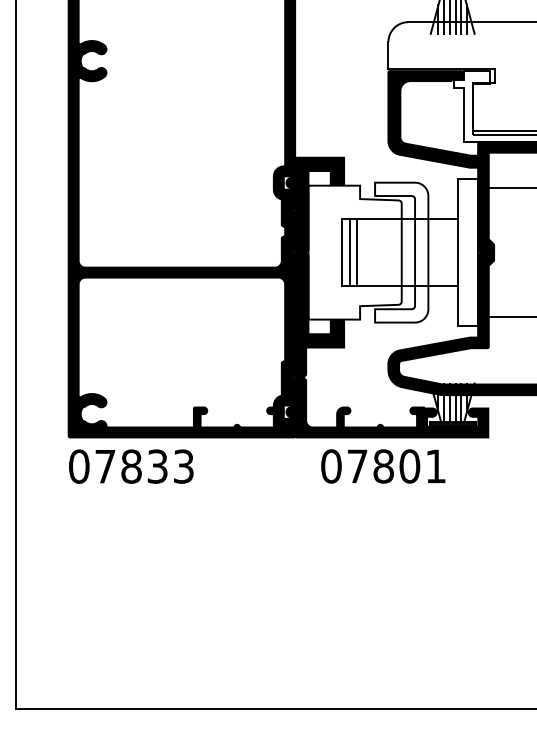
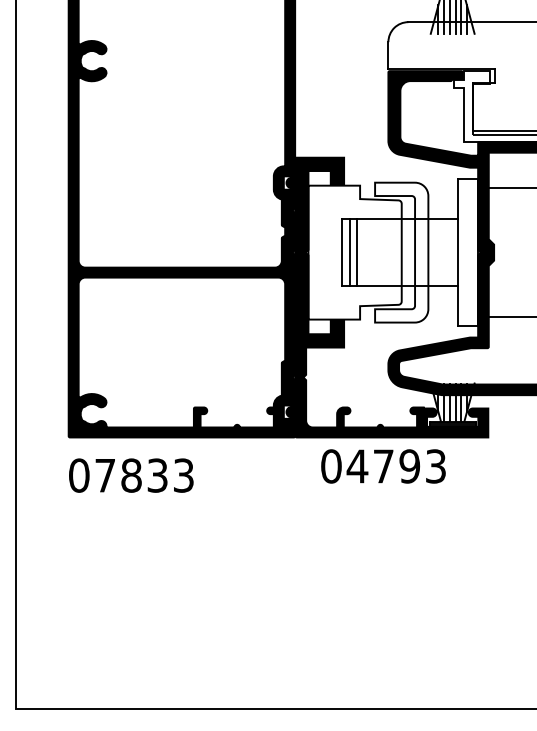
text position: (131, 466) -> (131, 475) (131, 475)
text: 07801 -> 04793 (395, 466)
